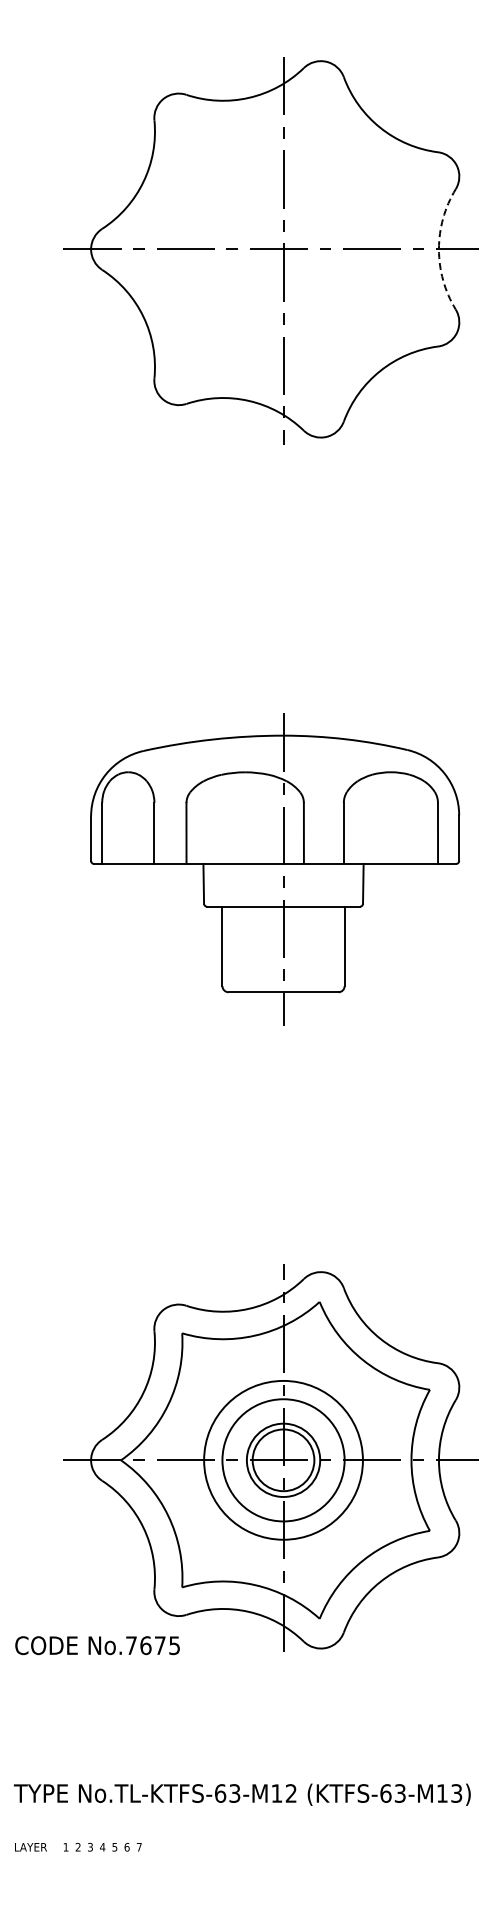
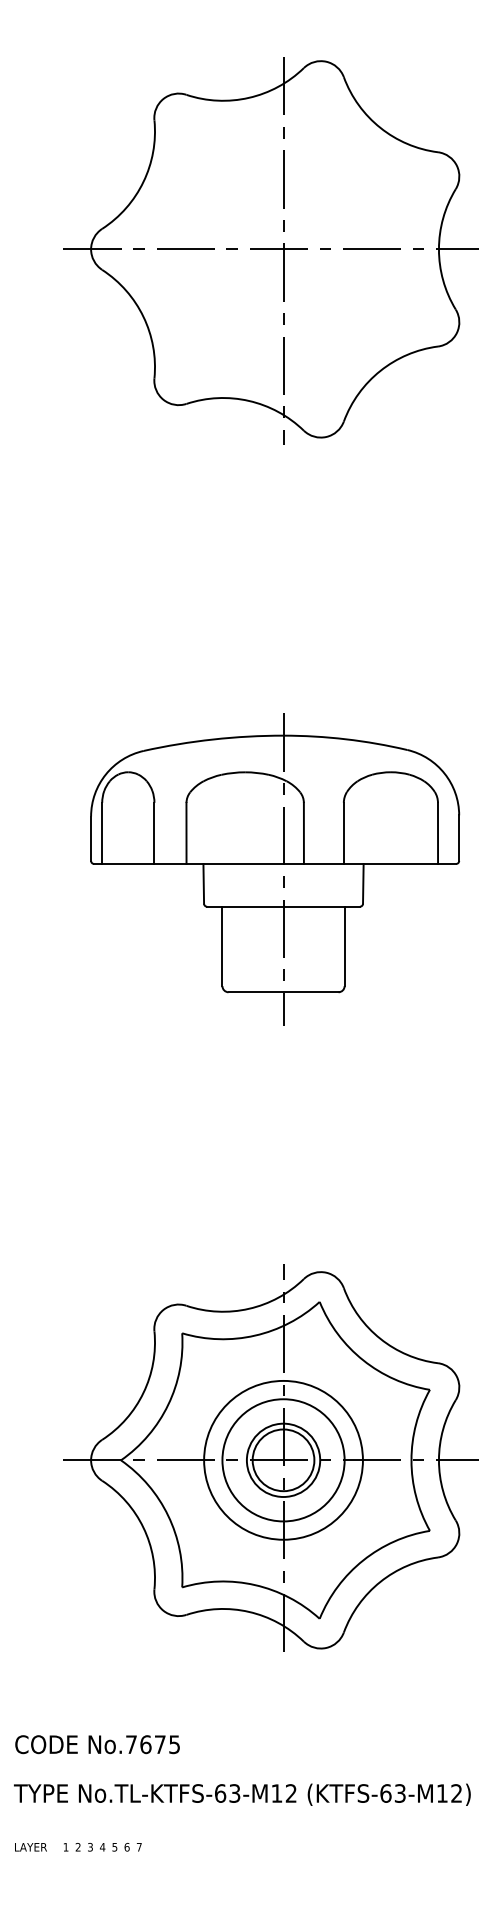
arc: dashed -> solid (438, 249)
text position: (97, 1645) -> (97, 1744) (97, 1744)
text: (KTFS-63-M13) -> (KTFS-63-M12) (456, 1793)
